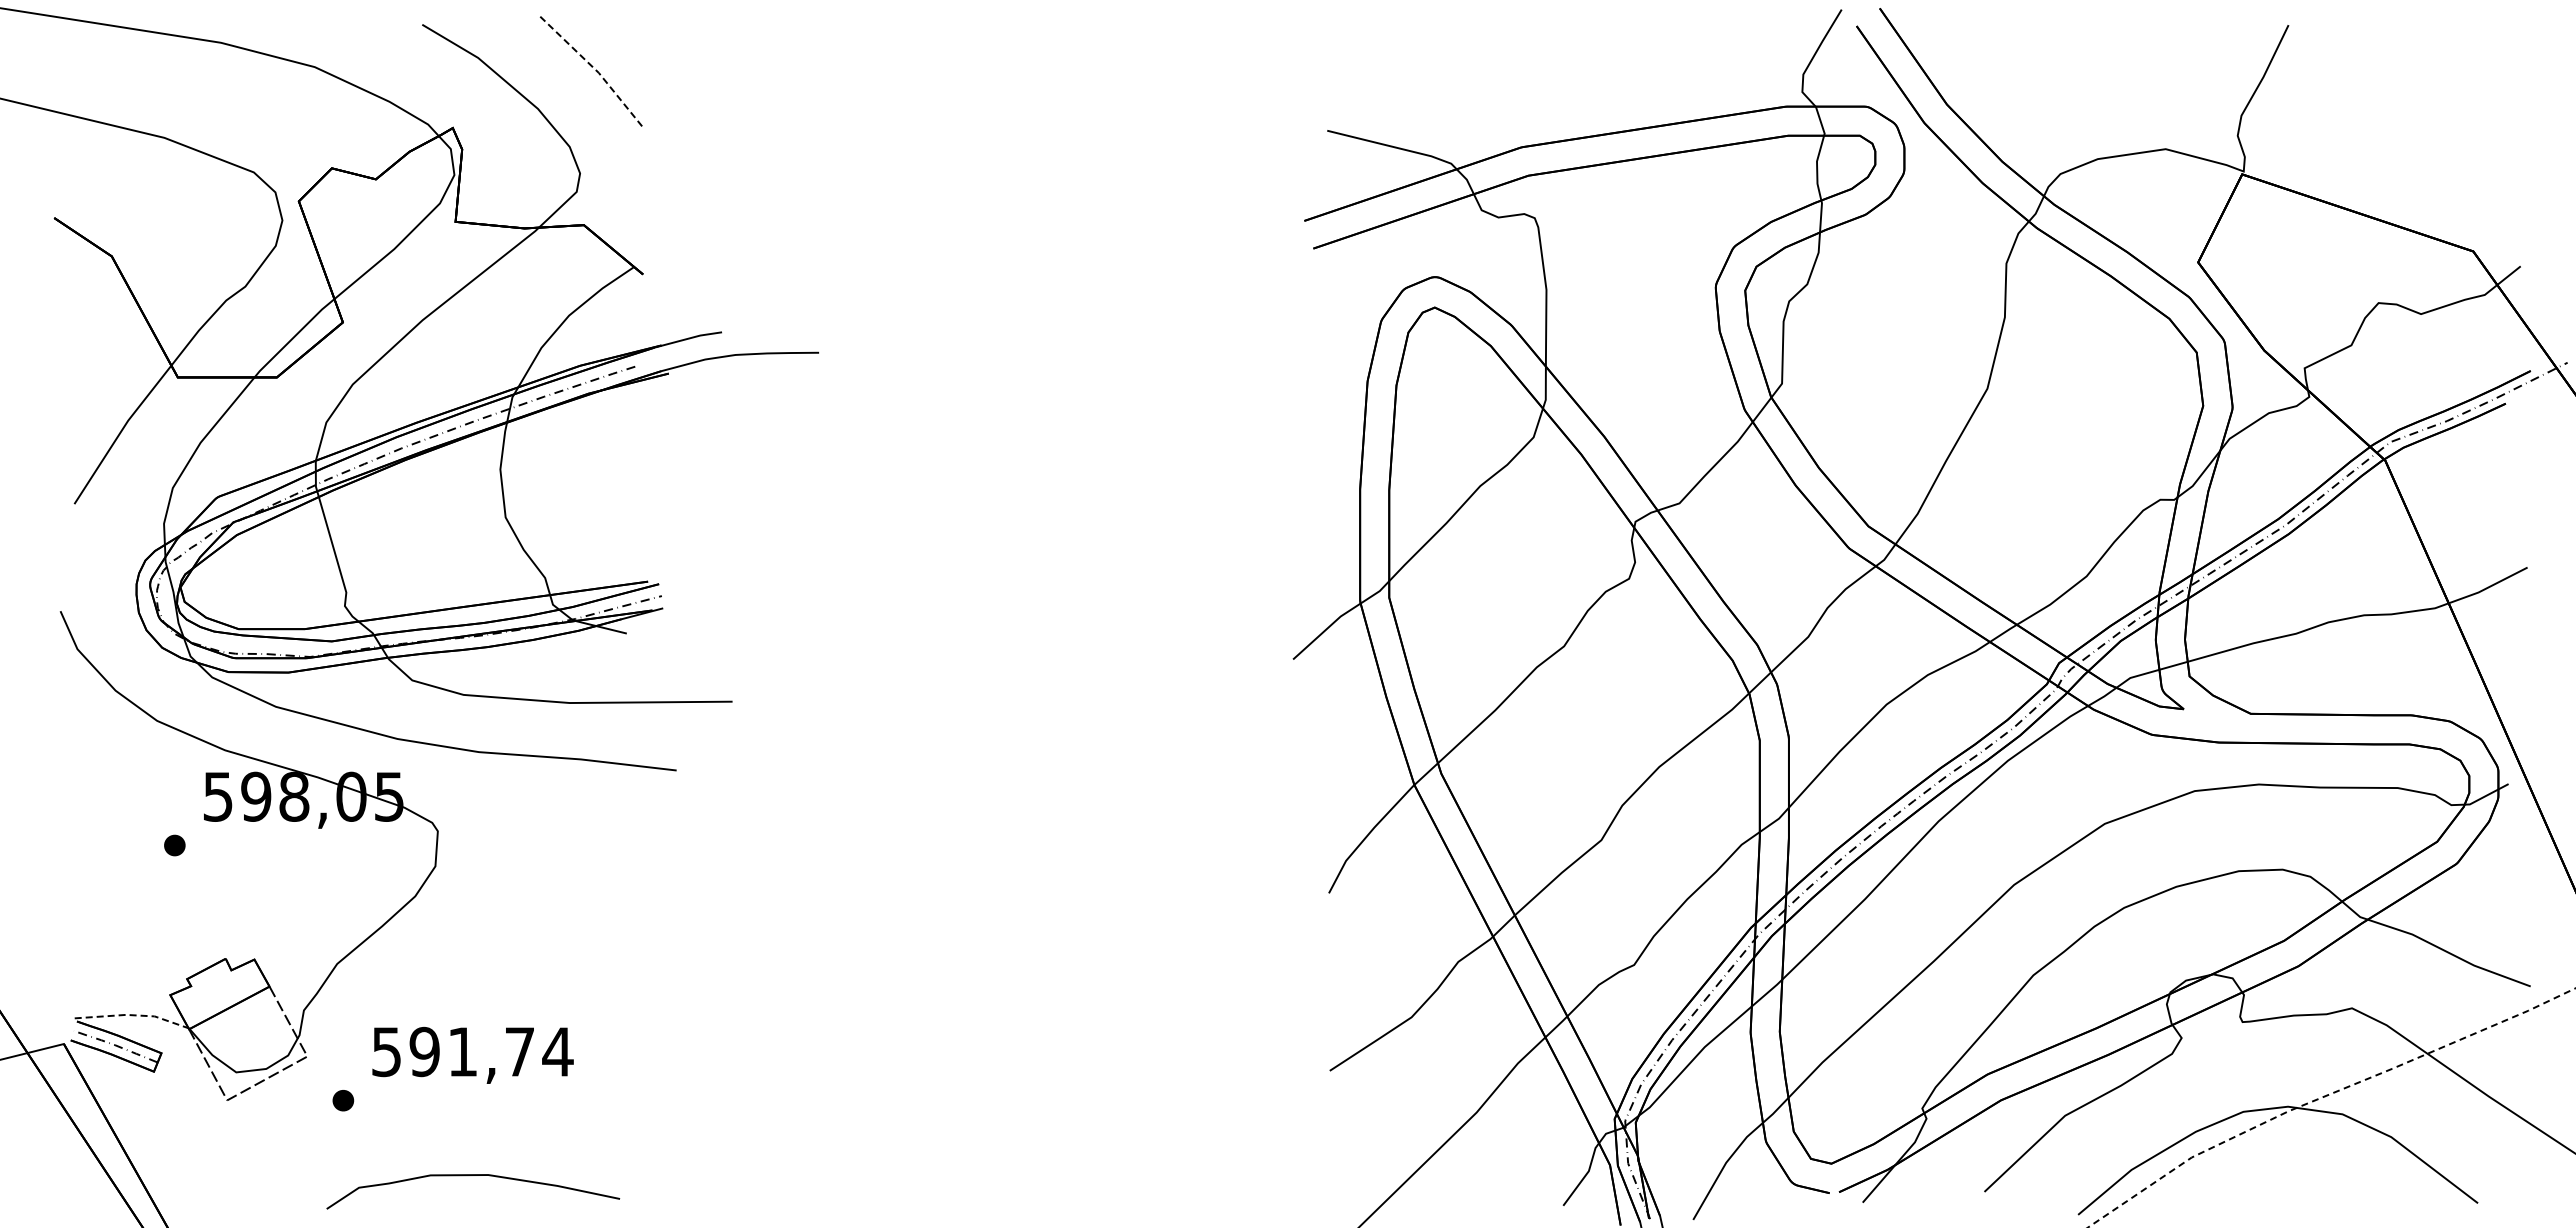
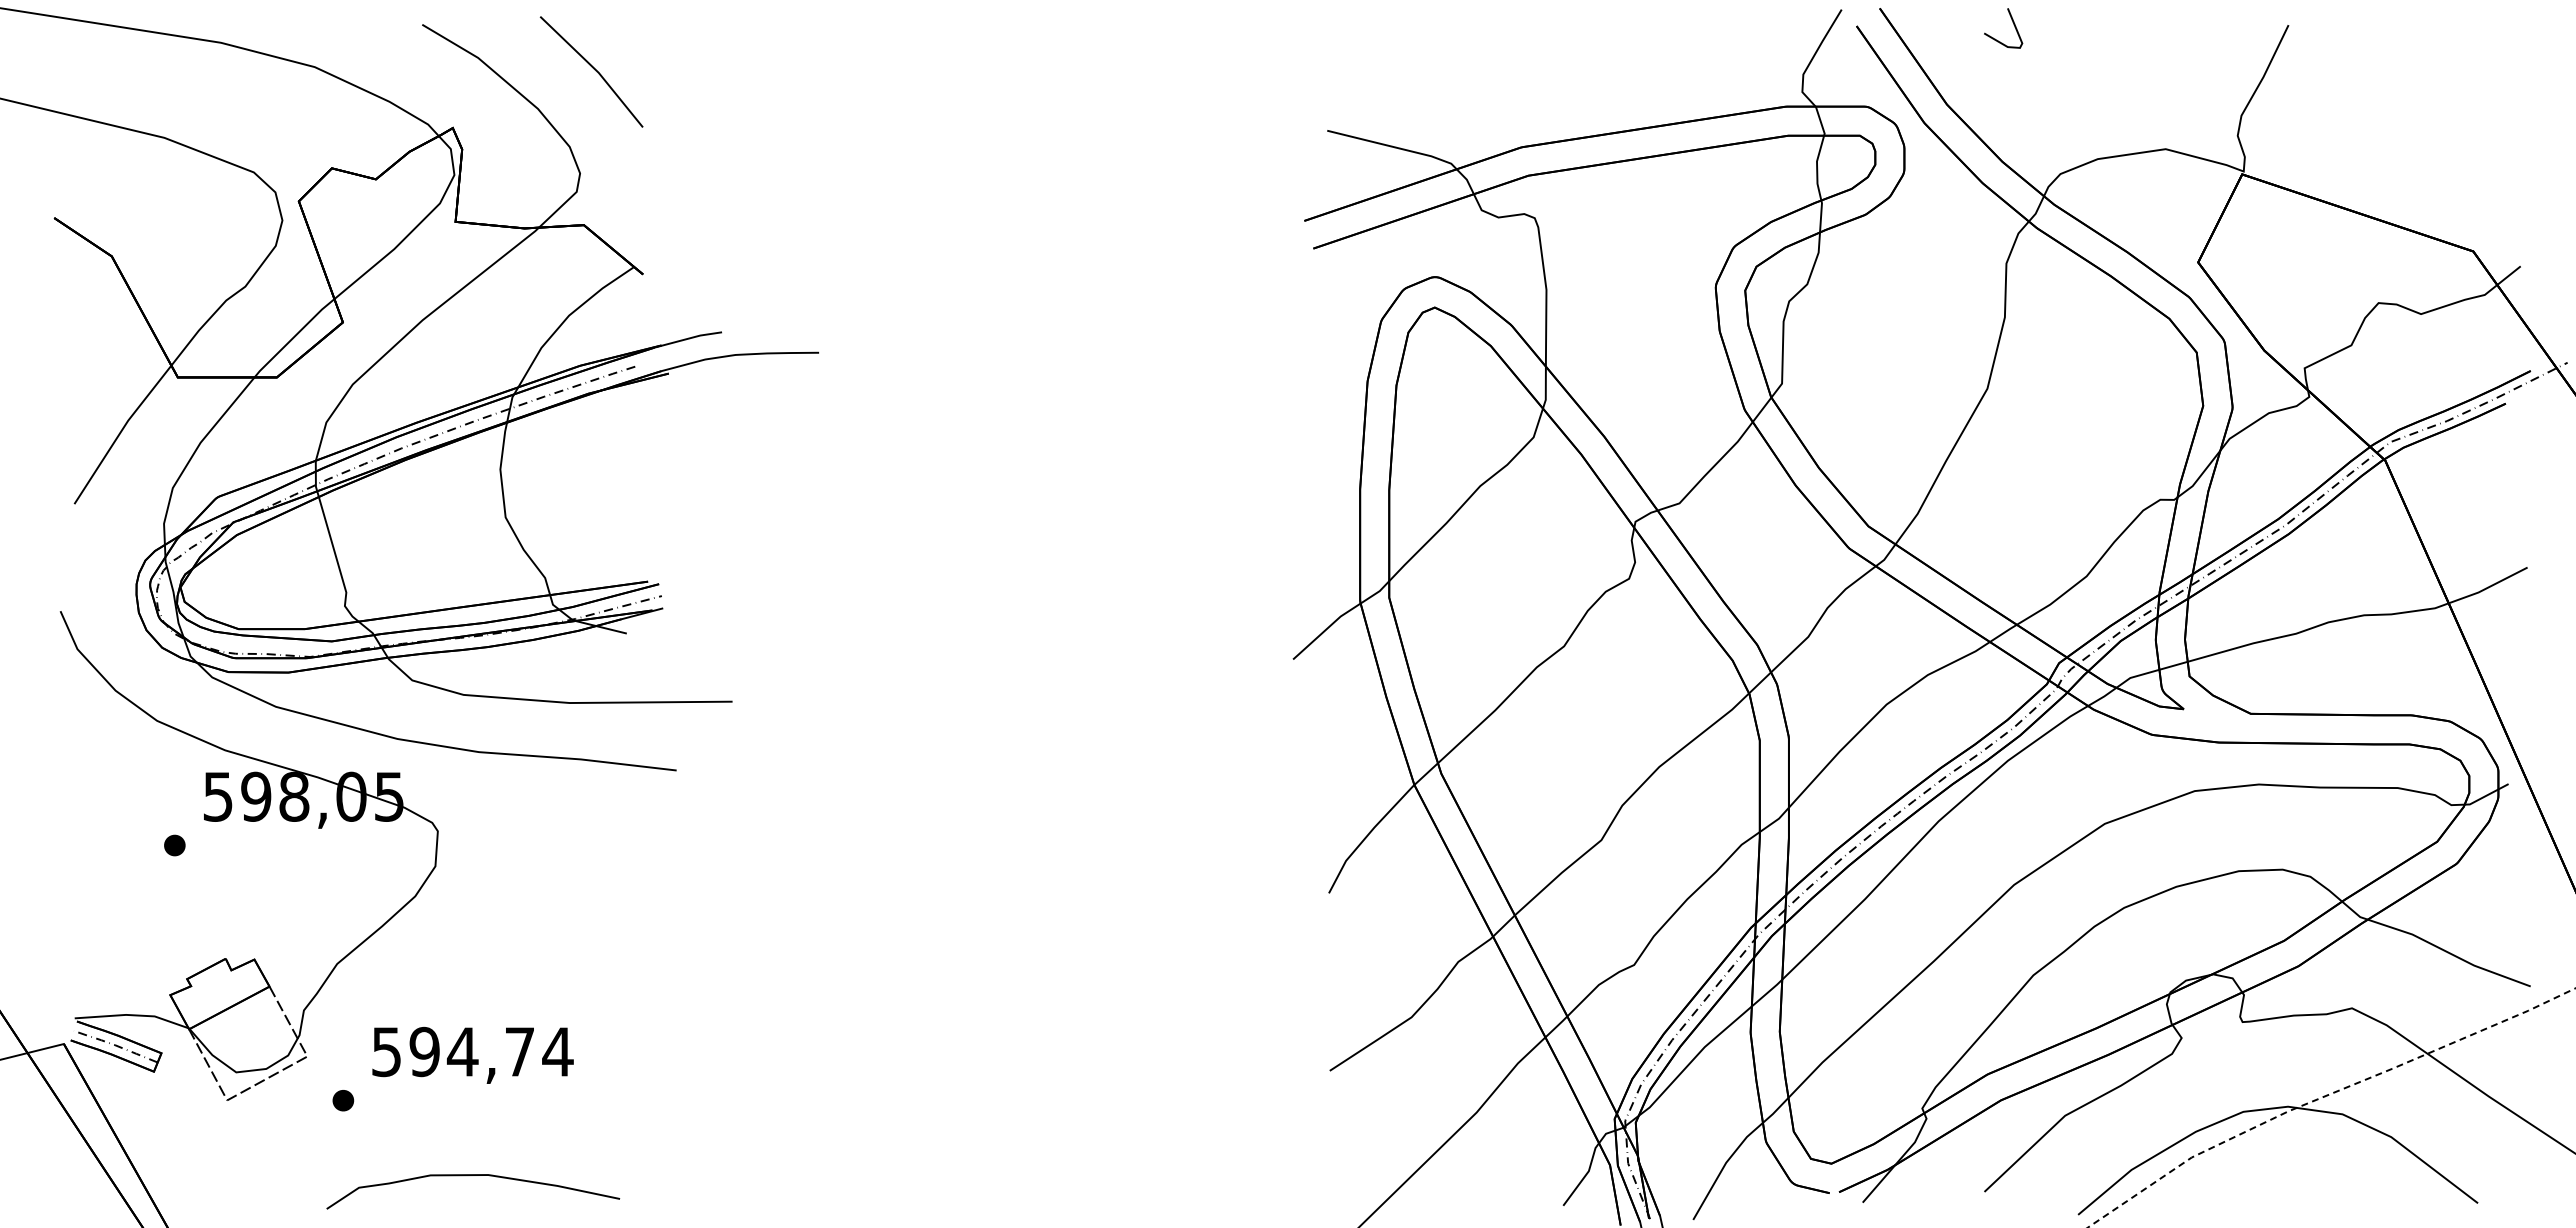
line: none -> present (2013, 25)
line: dashed -> solid (595, 69)
line: dashed -> solid (133, 1015)
text: 591,74 -> 594,74 (462, 1051)
